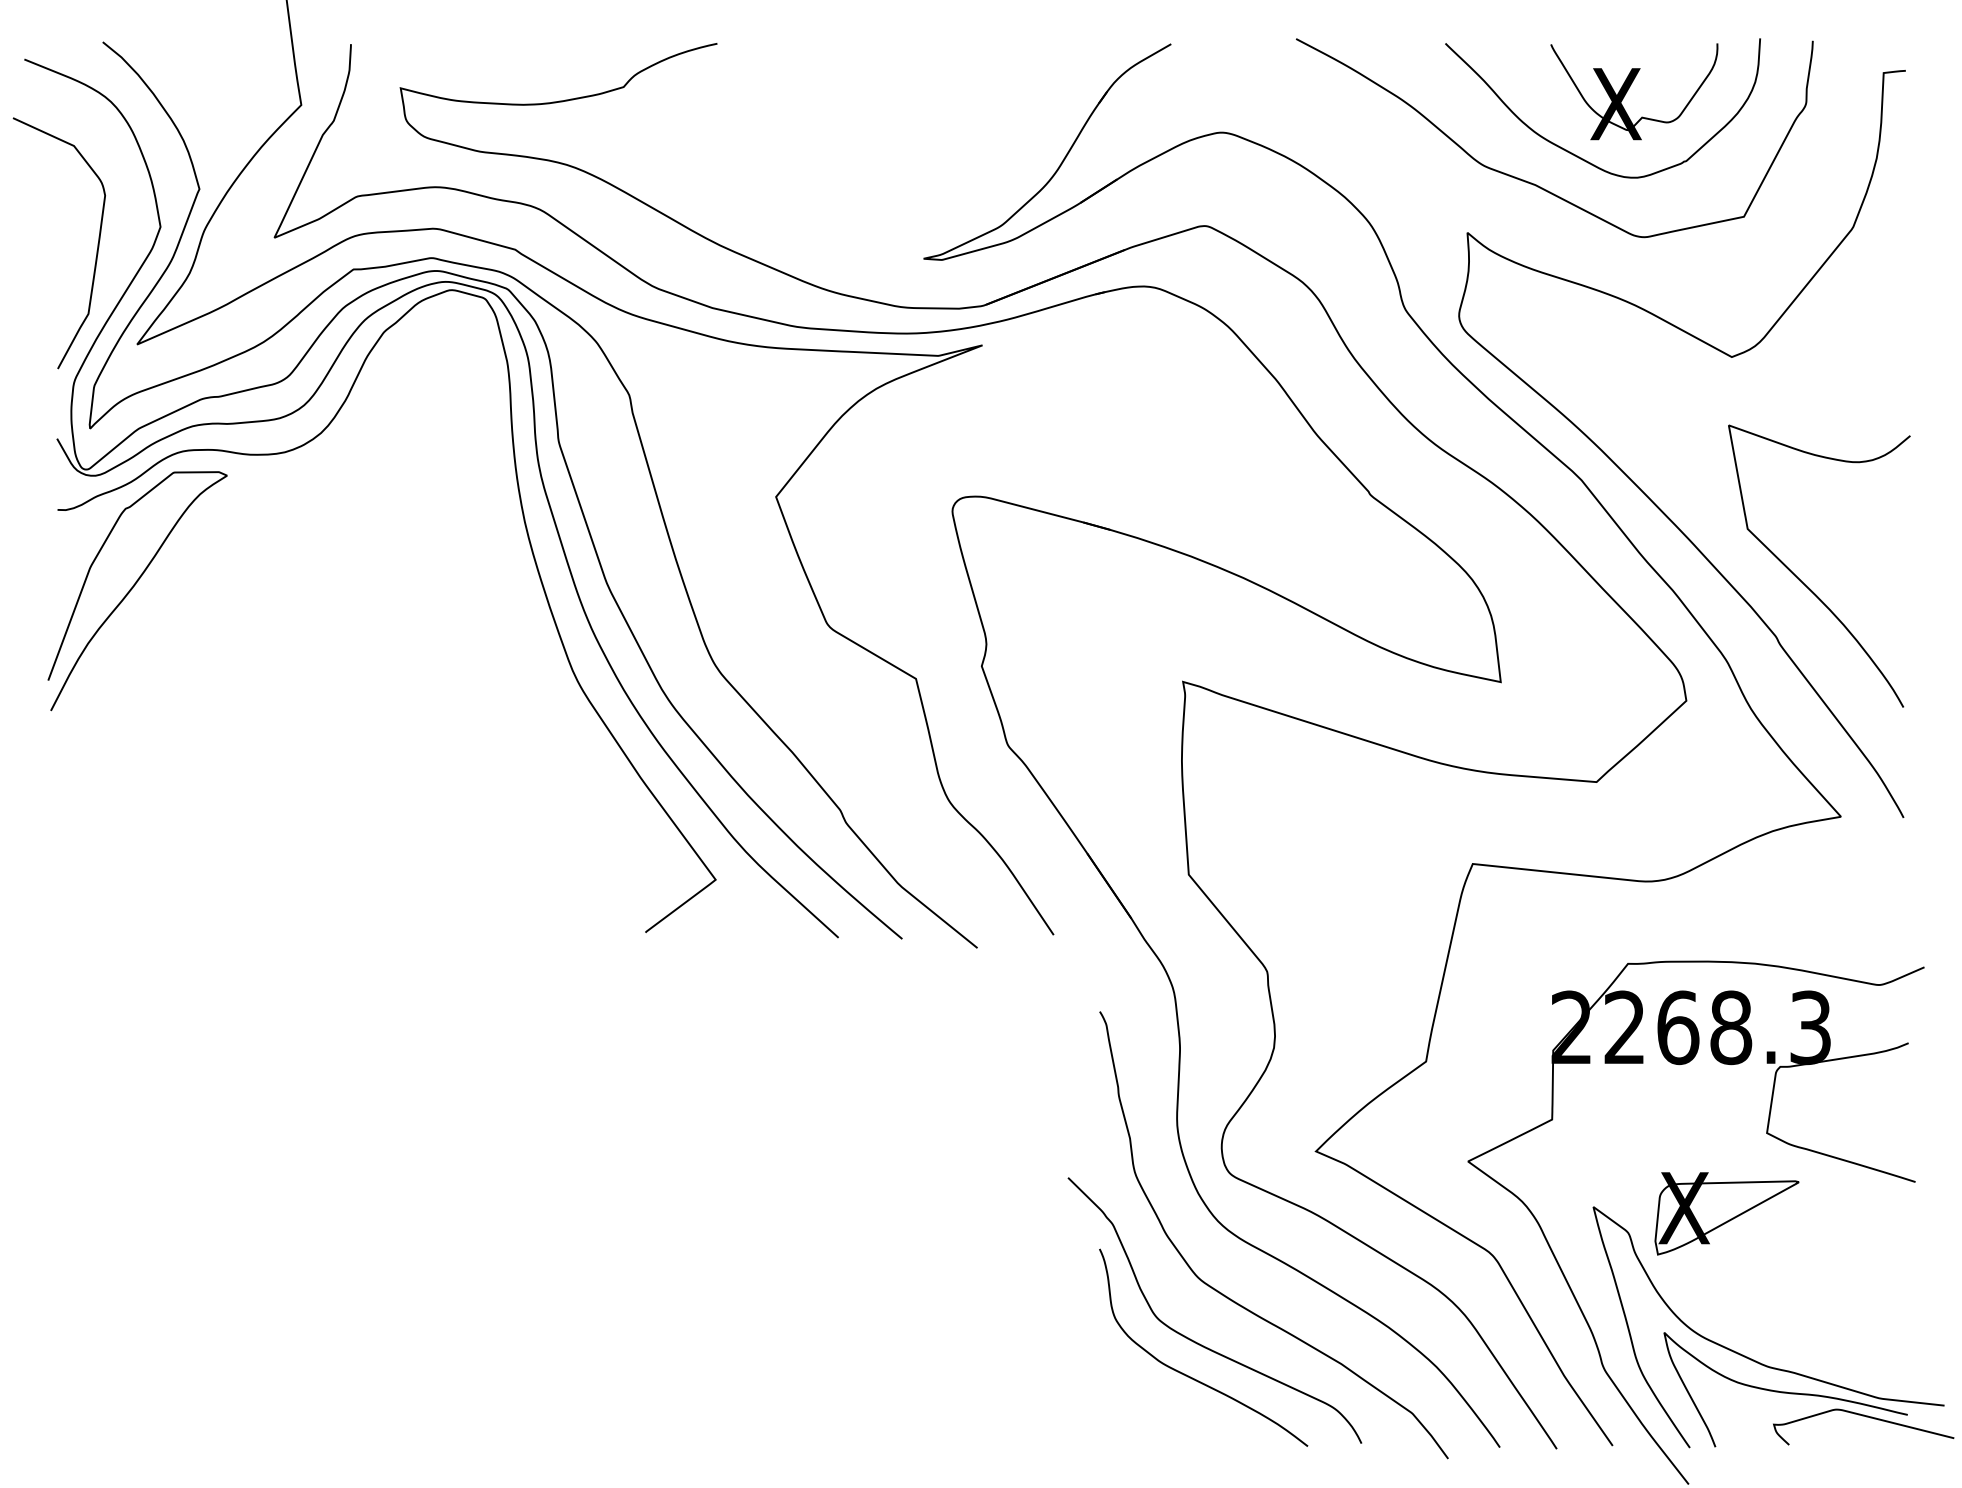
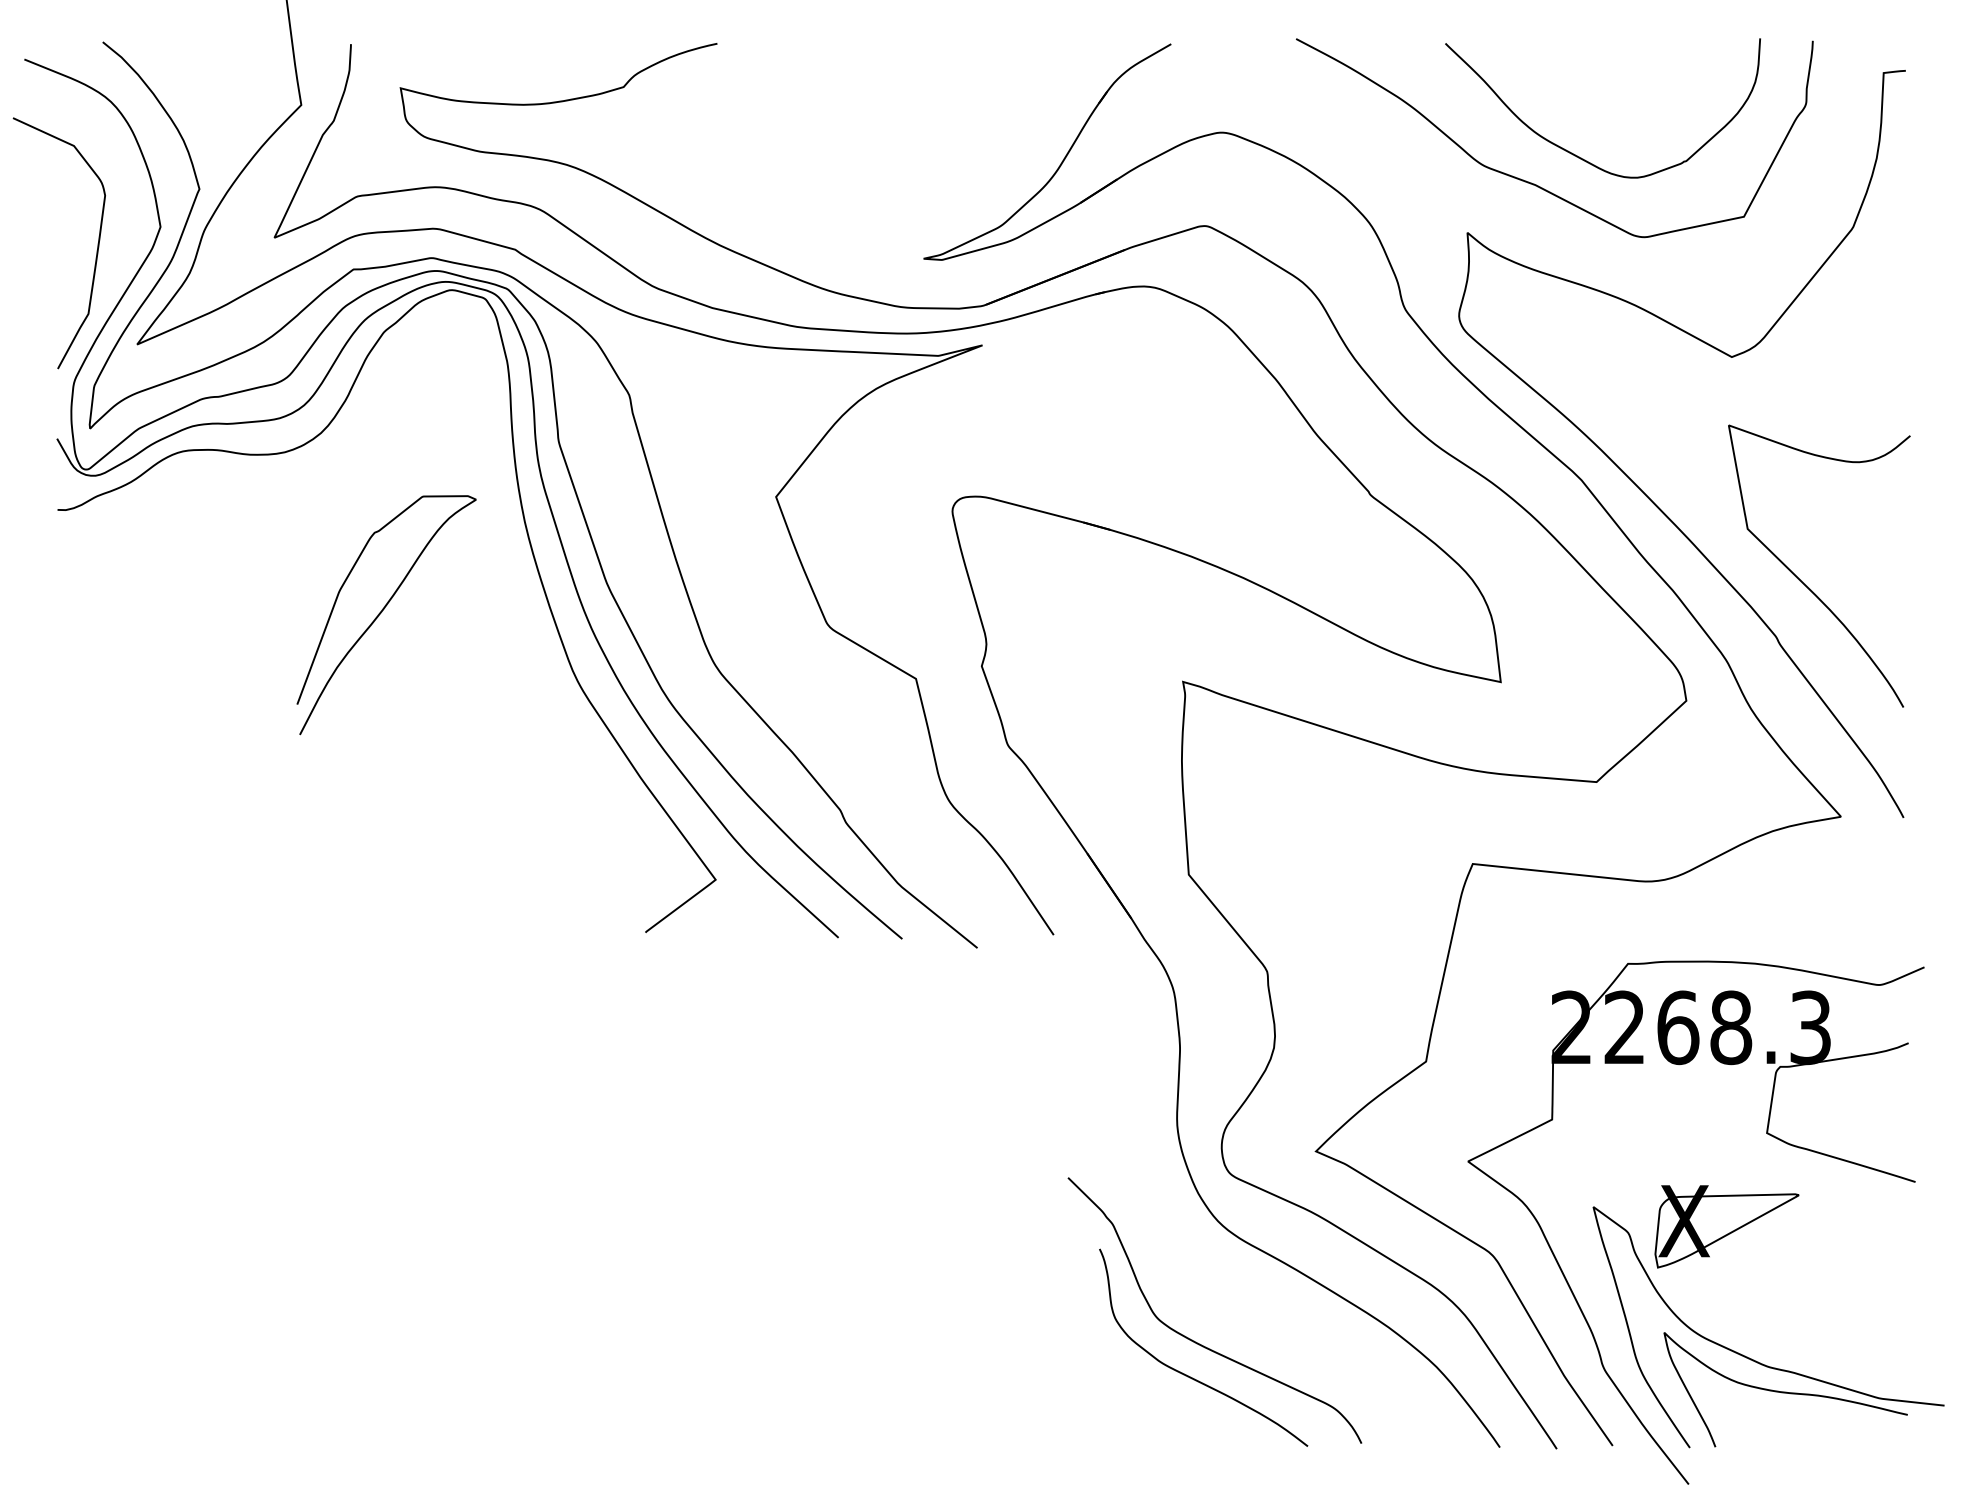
part: present -> none (1634, 91)
curve position: (133, 588) -> (382, 612) (382, 612)
part position: (1726, 1213) -> (1726, 1226) (1726, 1226)
curve: present -> none (1232, 1299)
curve: present -> none (1866, 1417)
